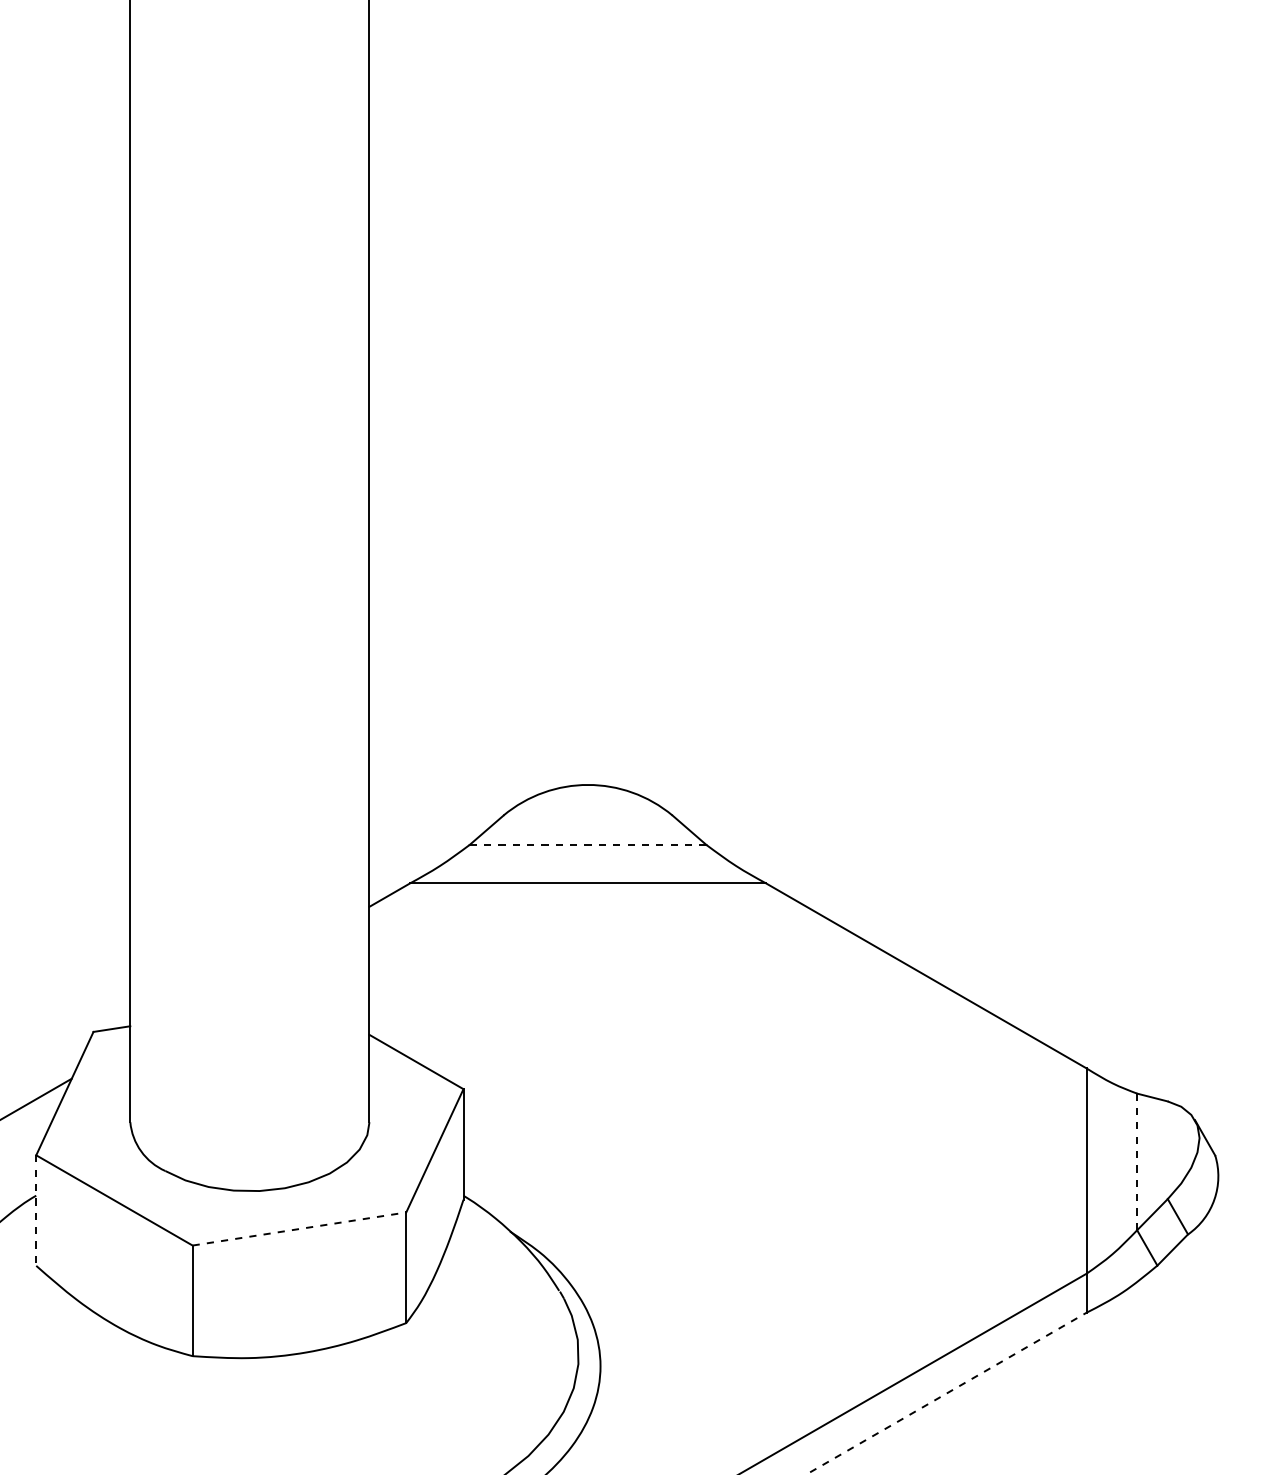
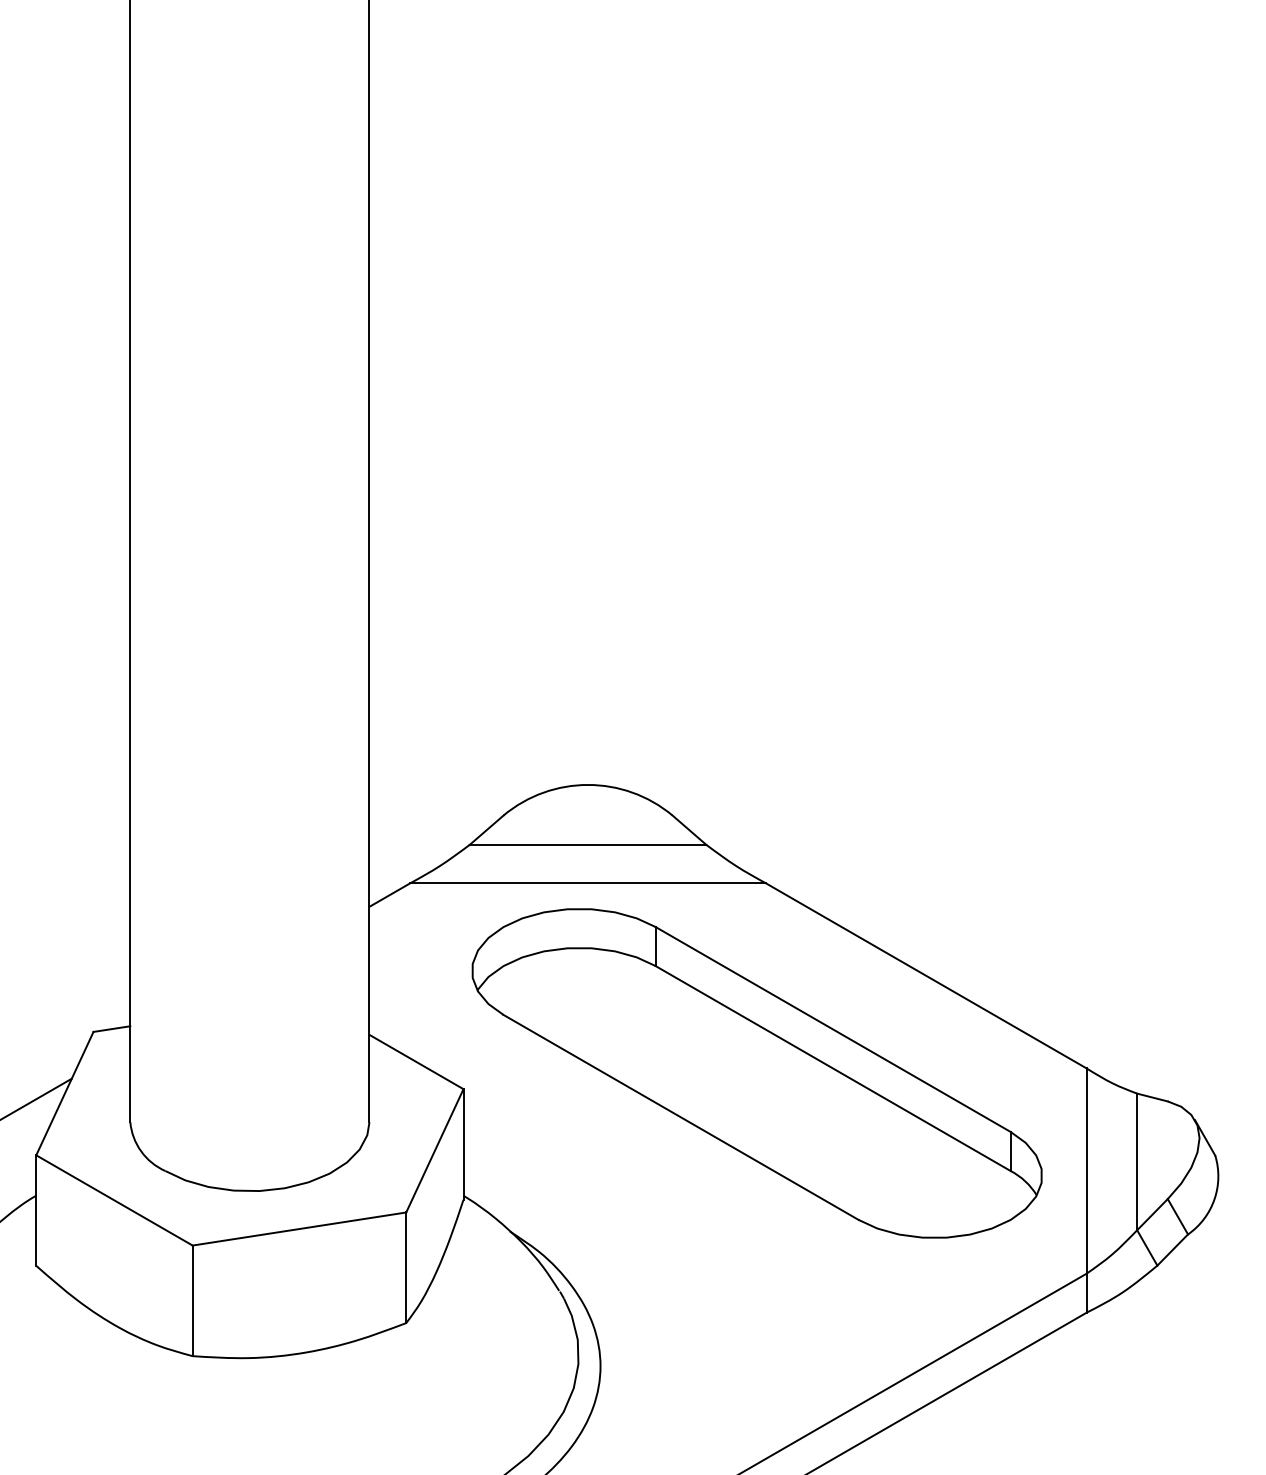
line: dashed -> solid (588, 844)
part: none -> present (756, 1073)
line: dashed -> solid (1137, 1162)
line: dashed -> solid (36, 1211)
line: dashed -> solid (299, 1228)
line: dashed -> solid (946, 1393)
